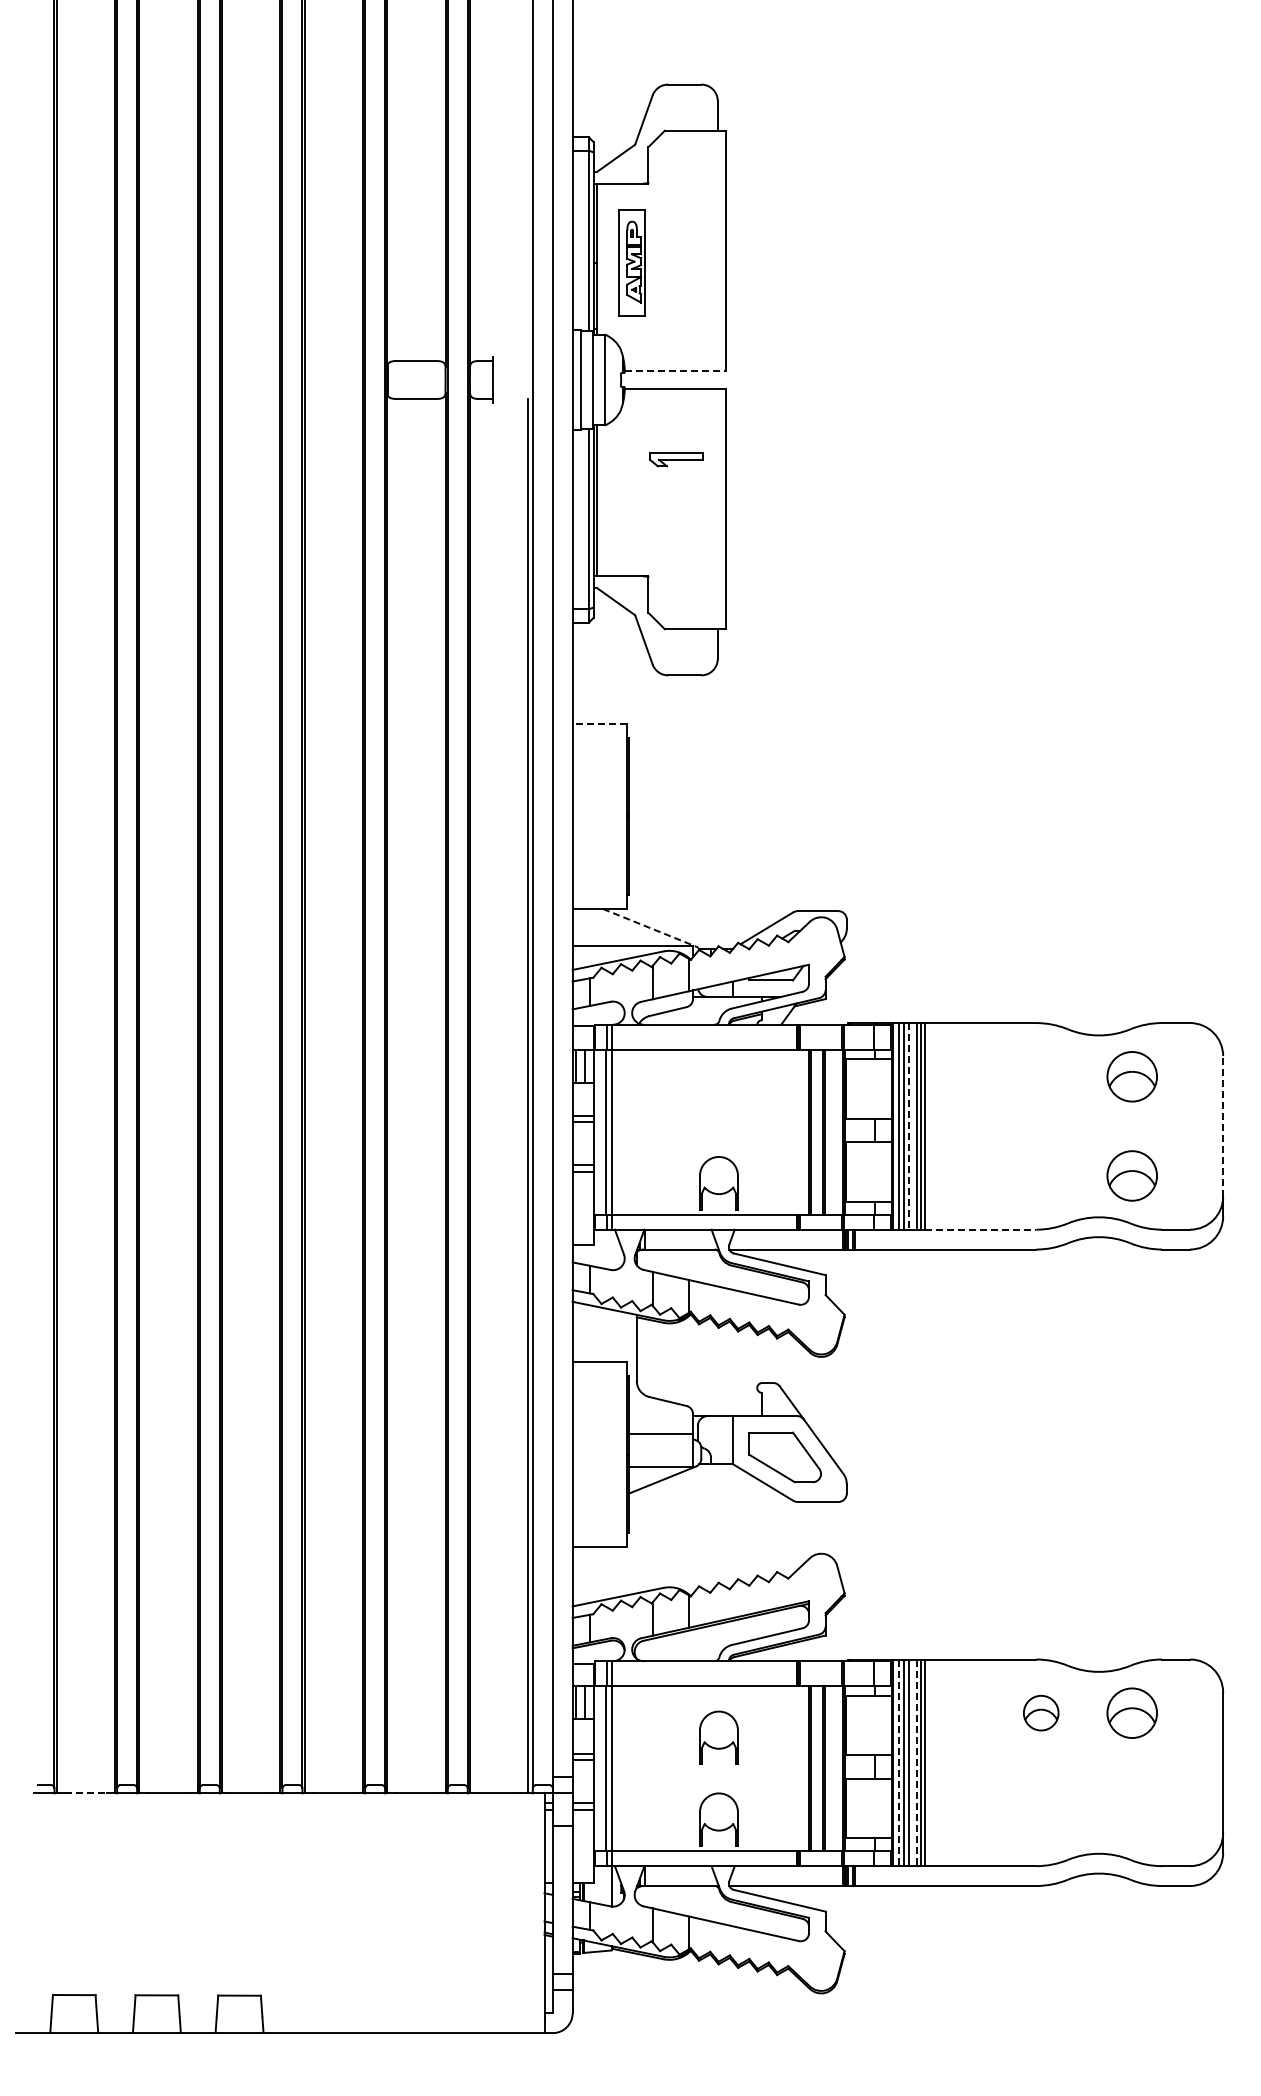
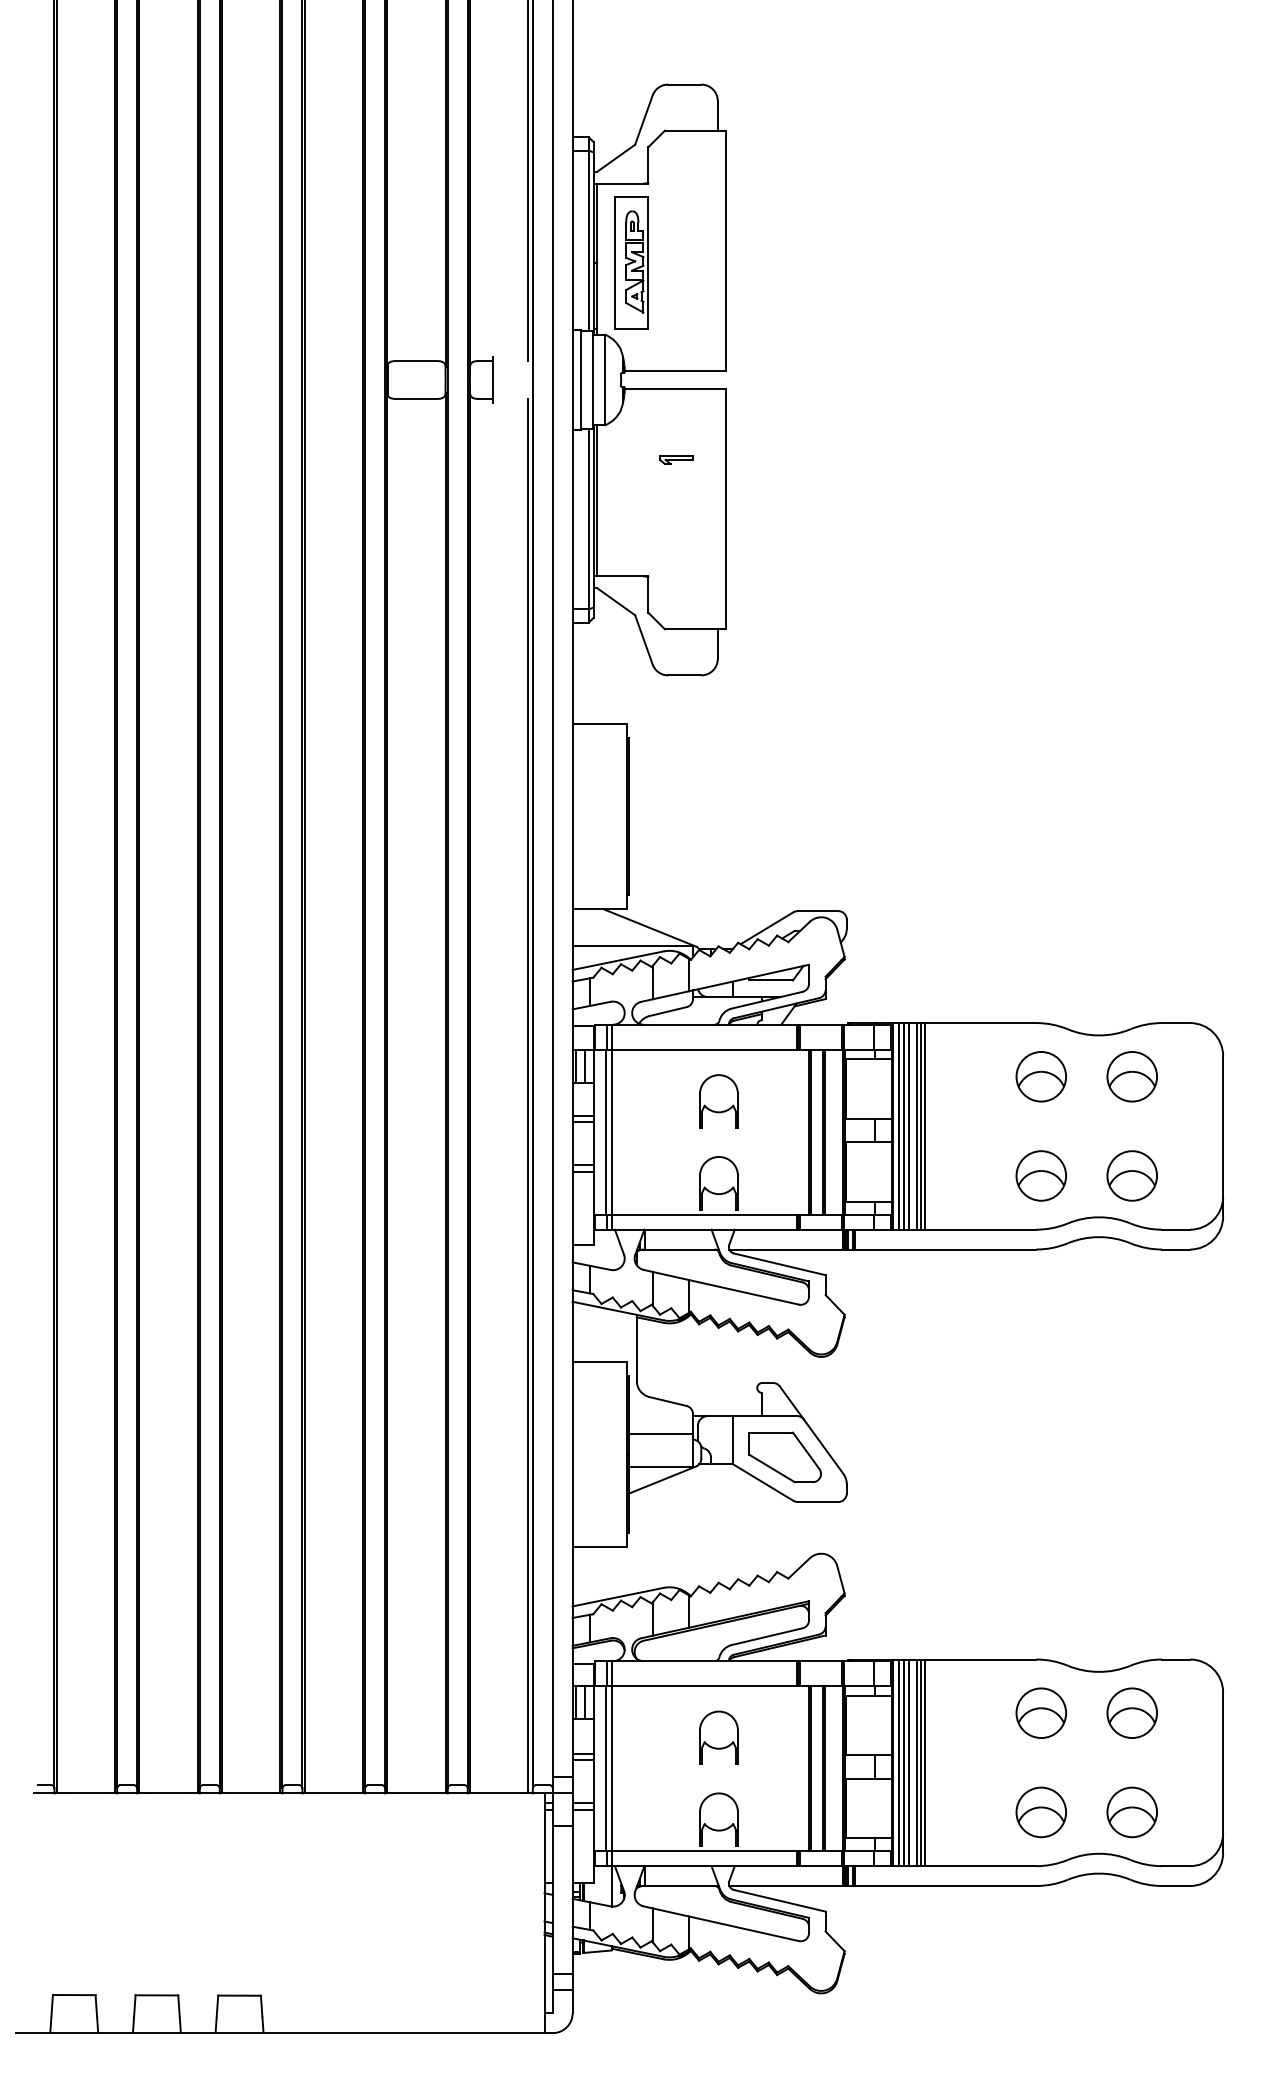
line: none -> present (528, 181)
part size: 28x108 px -> 35x134 px (631, 262)
line: dashed -> solid (675, 370)
part size: 55x16 px -> 35x10 px (676, 459)
line: dashed -> solid (599, 723)
line: dashed -> solid (650, 927)
part: none -> present (1040, 1076)
part: none -> present (718, 1101)
line: dashed -> solid (1223, 1125)
line: dashed -> solid (909, 1126)
part: none -> present (1040, 1175)
line: dashed -> solid (980, 1229)
part size: 37x38 px -> 52x52 px (1040, 1712)
line: dashed -> solid (899, 1763)
line: dashed -> solid (916, 1763)
line: dashed -> solid (85, 1793)
part: none -> present (1040, 1812)
part: none -> present (1131, 1812)
